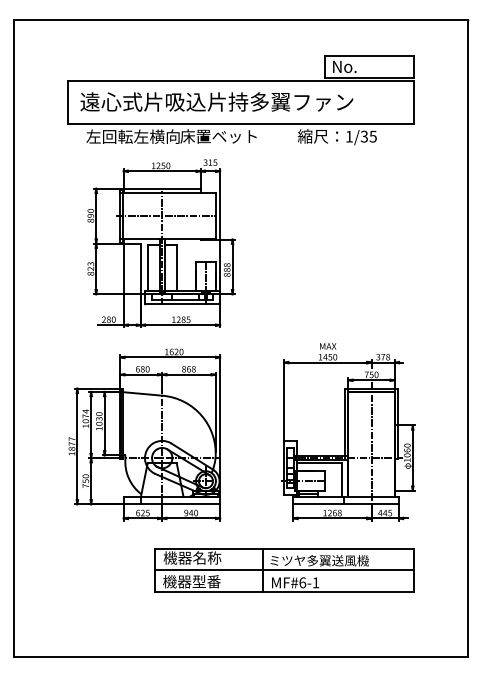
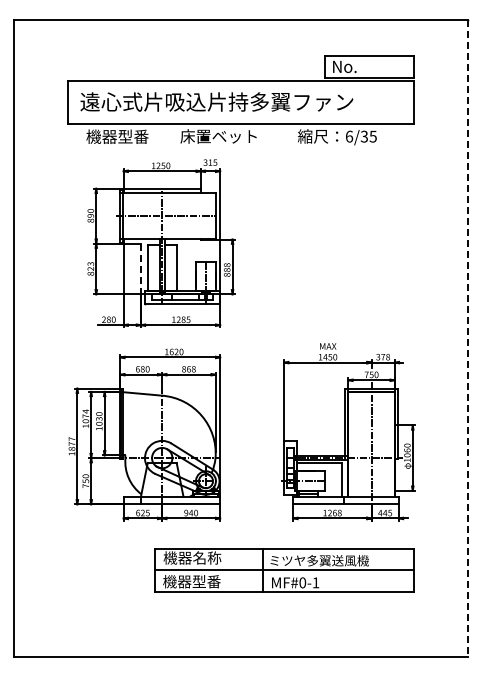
text: 左回転左横向 -> 機器型番 (132, 136)
text: 1/35 -> 6/35 (349, 136)
line: solid -> dashed (140, 269)
line: solid -> dashed (467, 338)
text: MF#6-1 -> MF#0-1 (302, 582)
